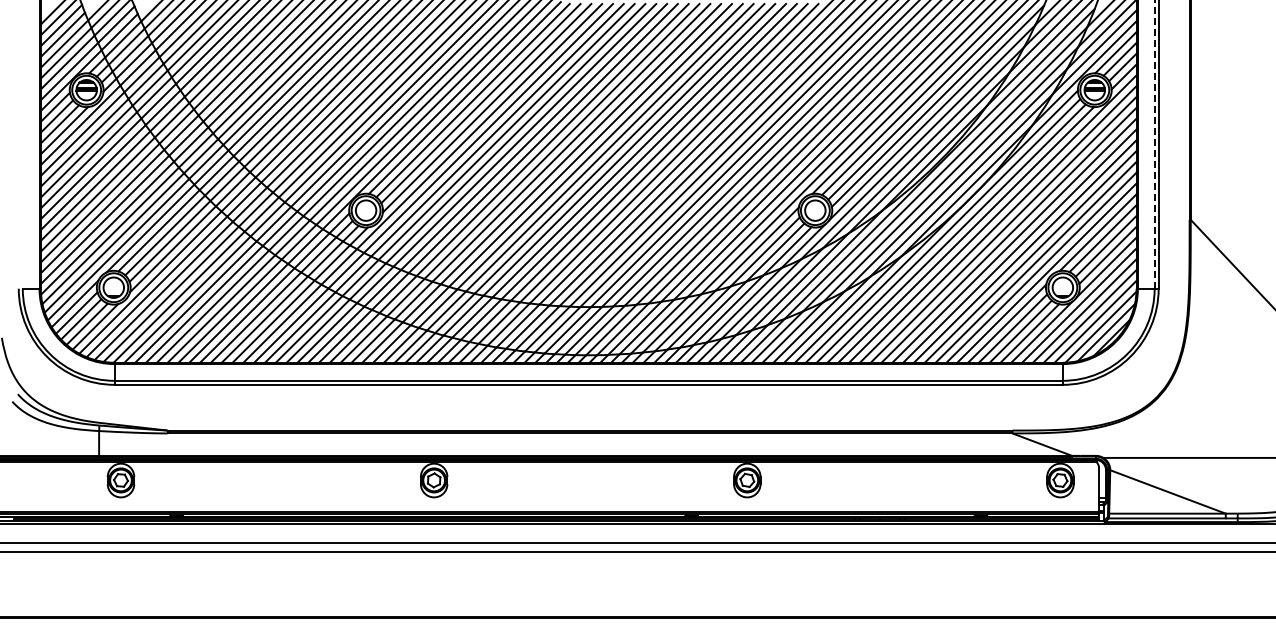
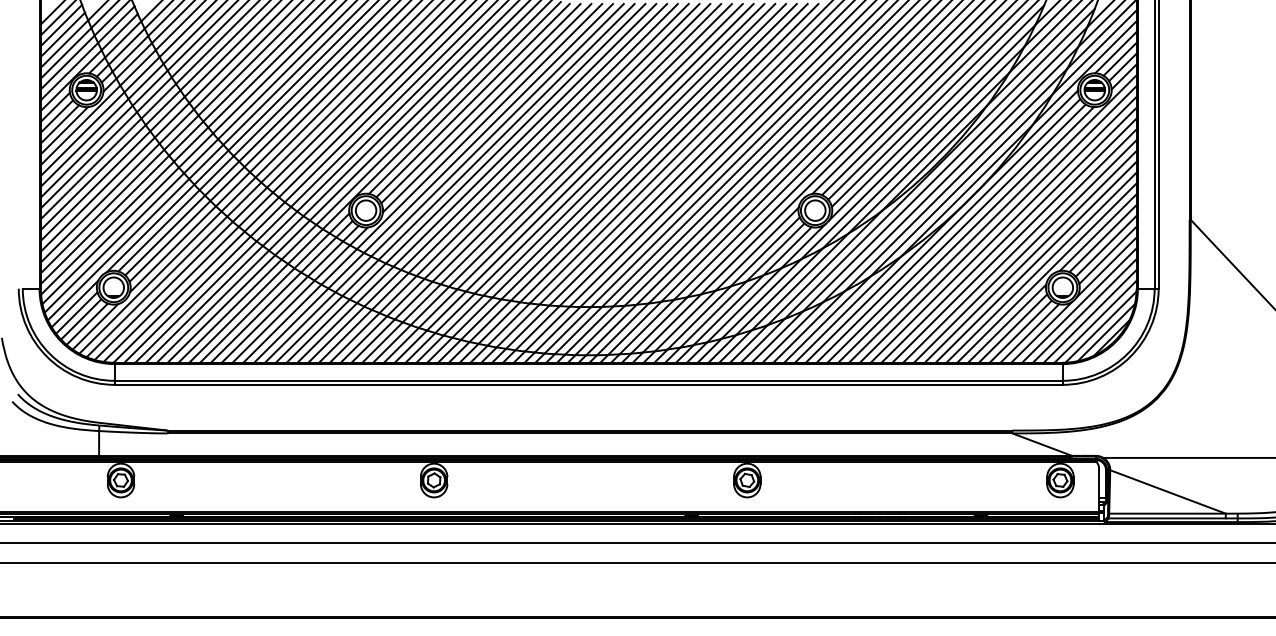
line: dashed -> solid (1154, 143)
line position: (637, 551) -> (637, 562) (637, 562)
